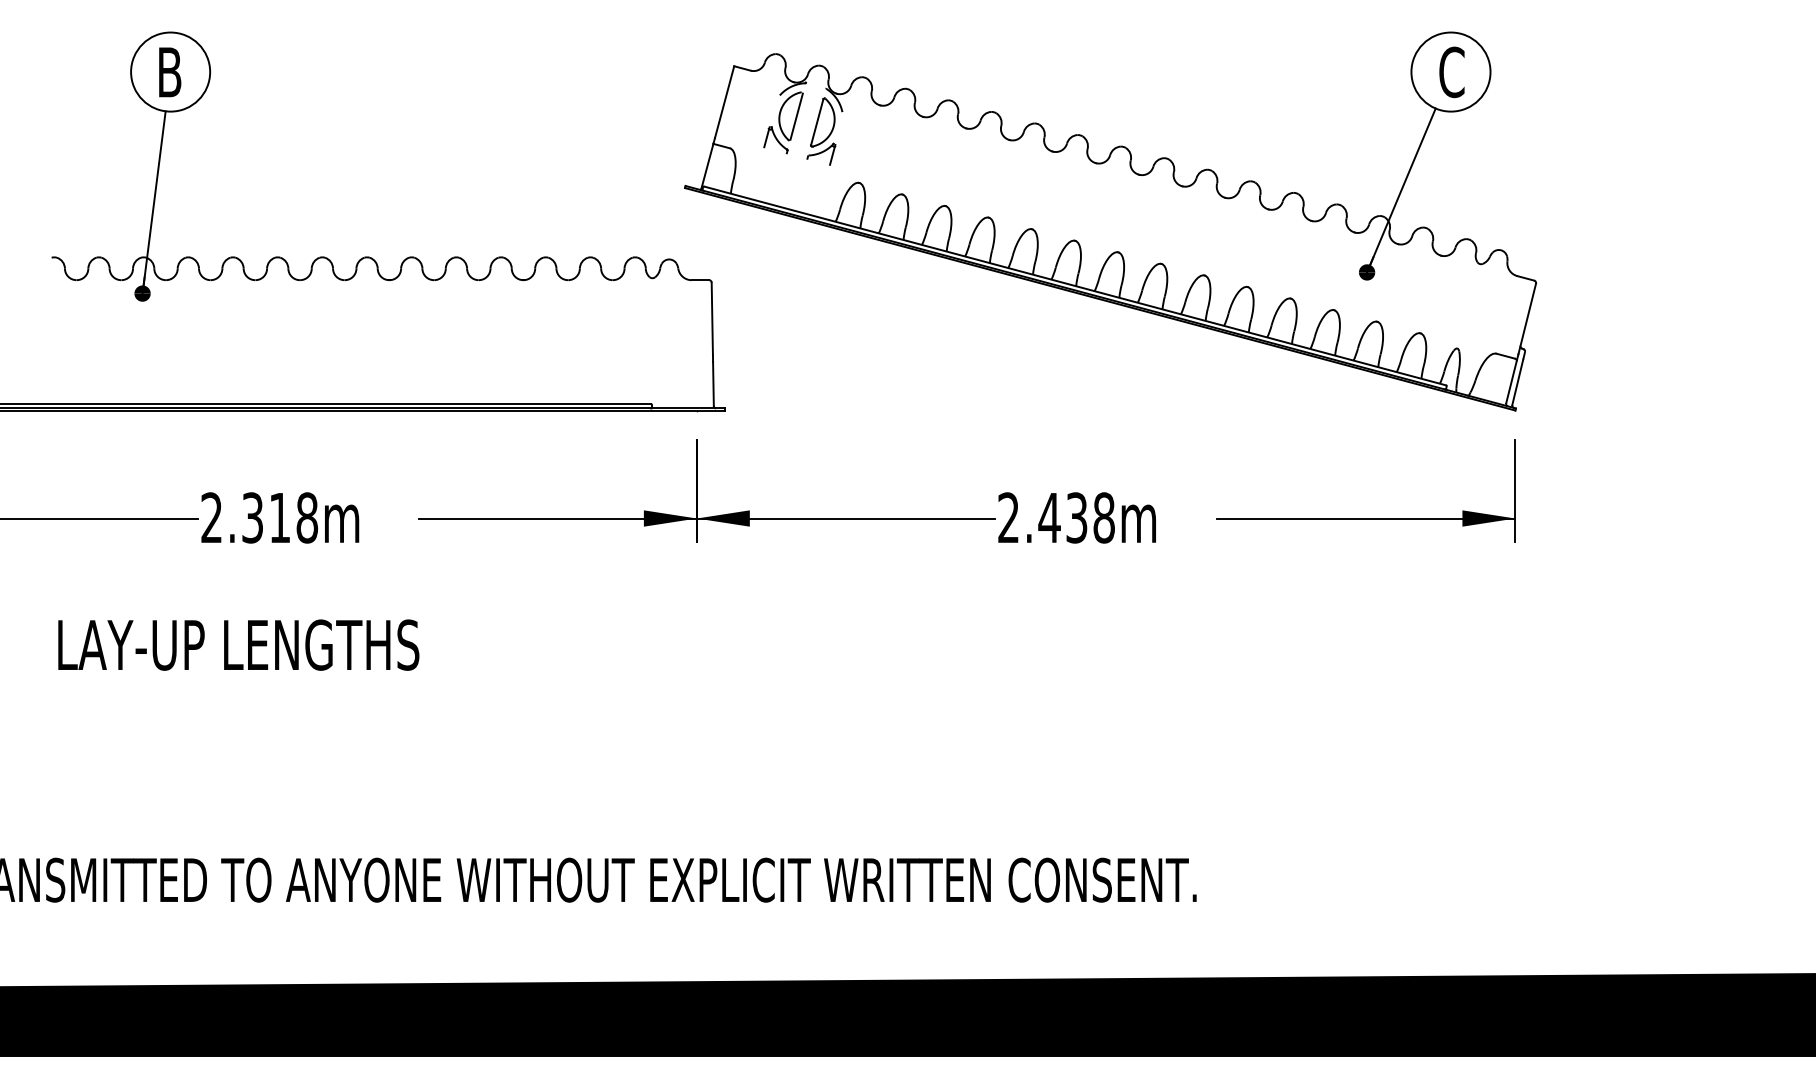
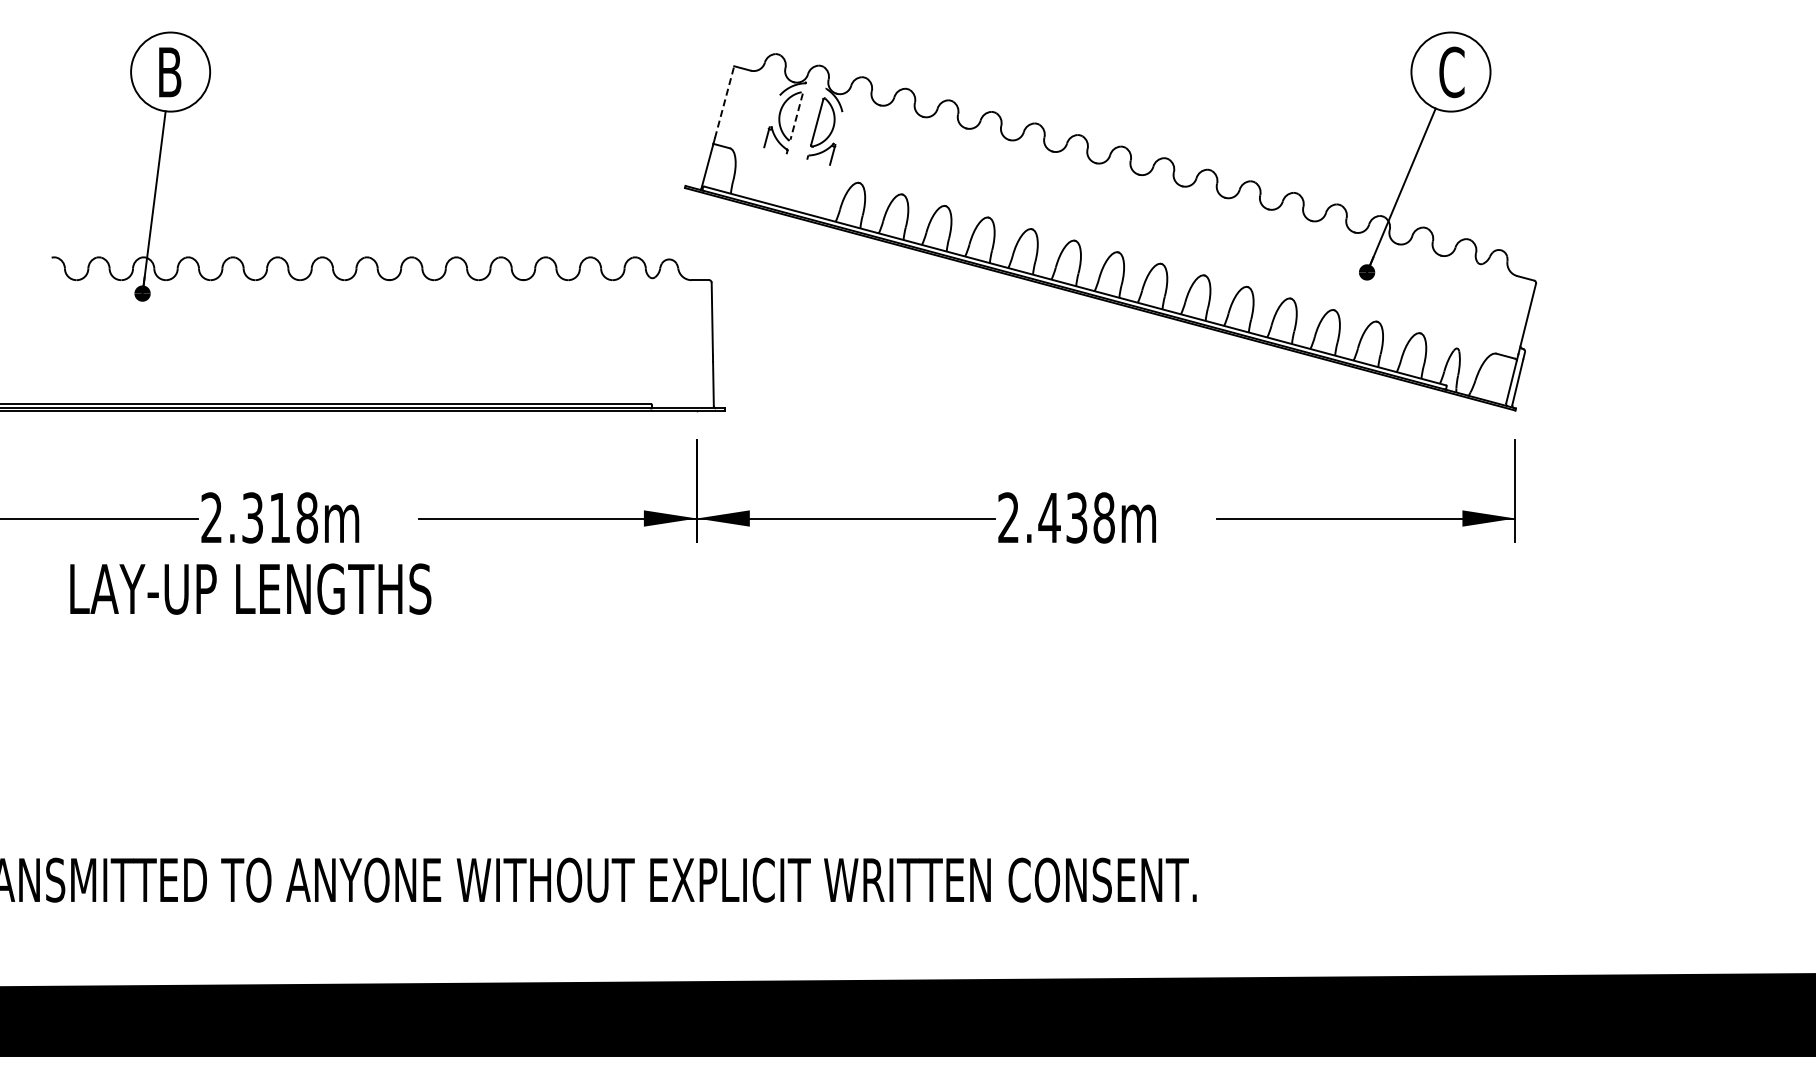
line: solid -> dashed (724, 101)
line: solid -> dashed (796, 116)
text position: (238, 644) -> (250, 588) (250, 588)
